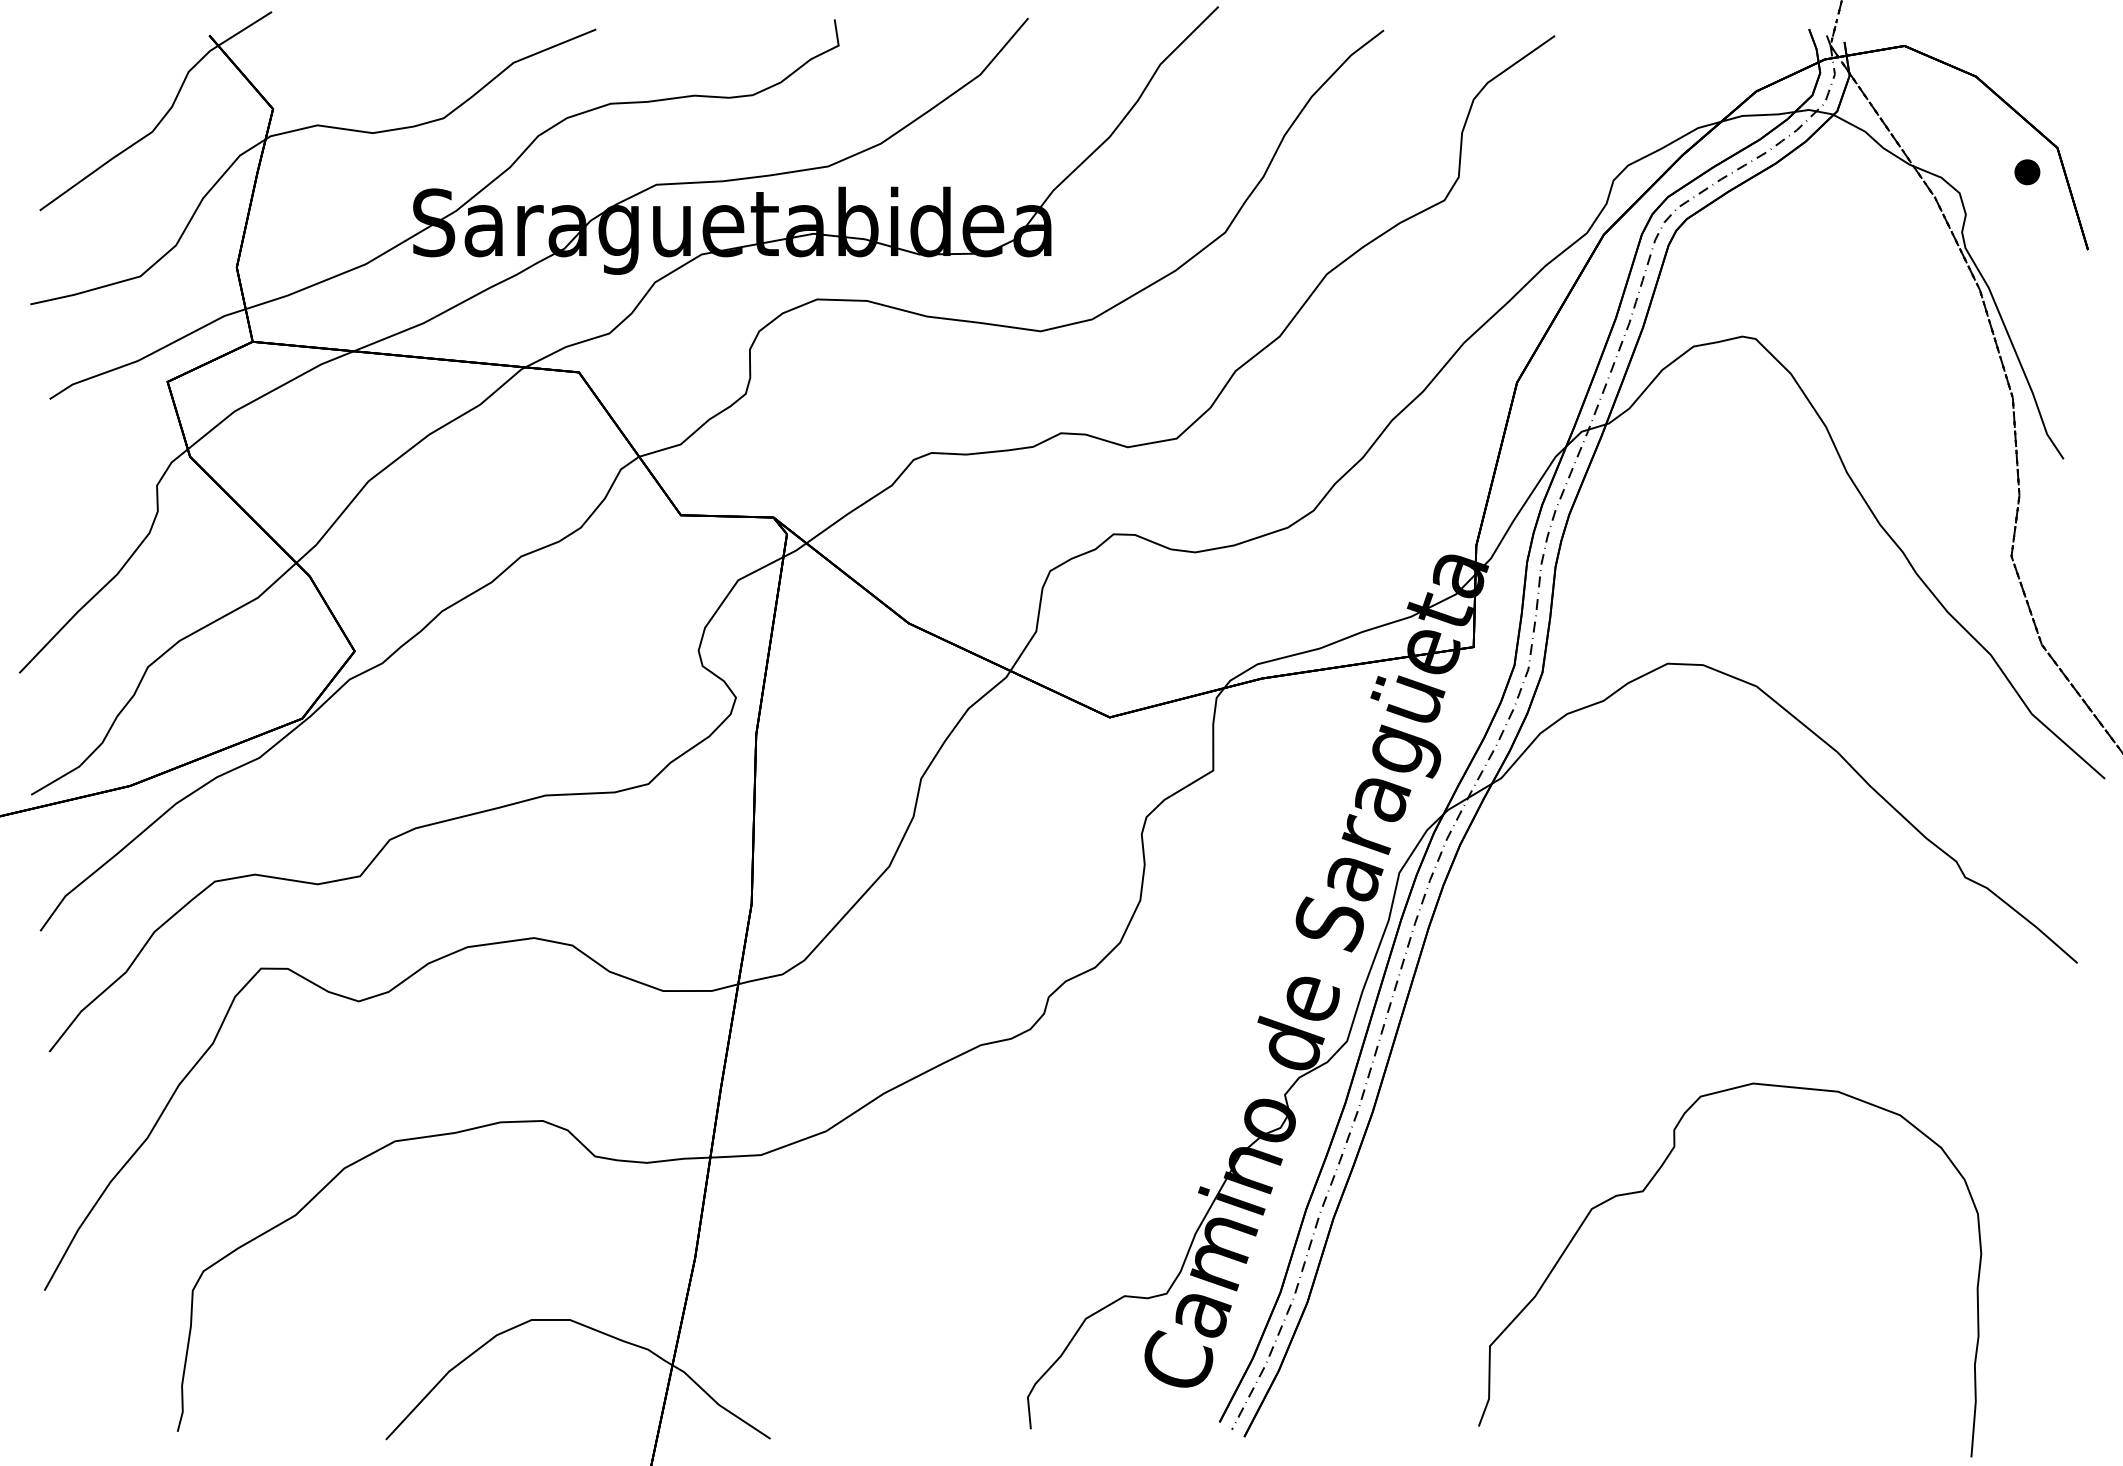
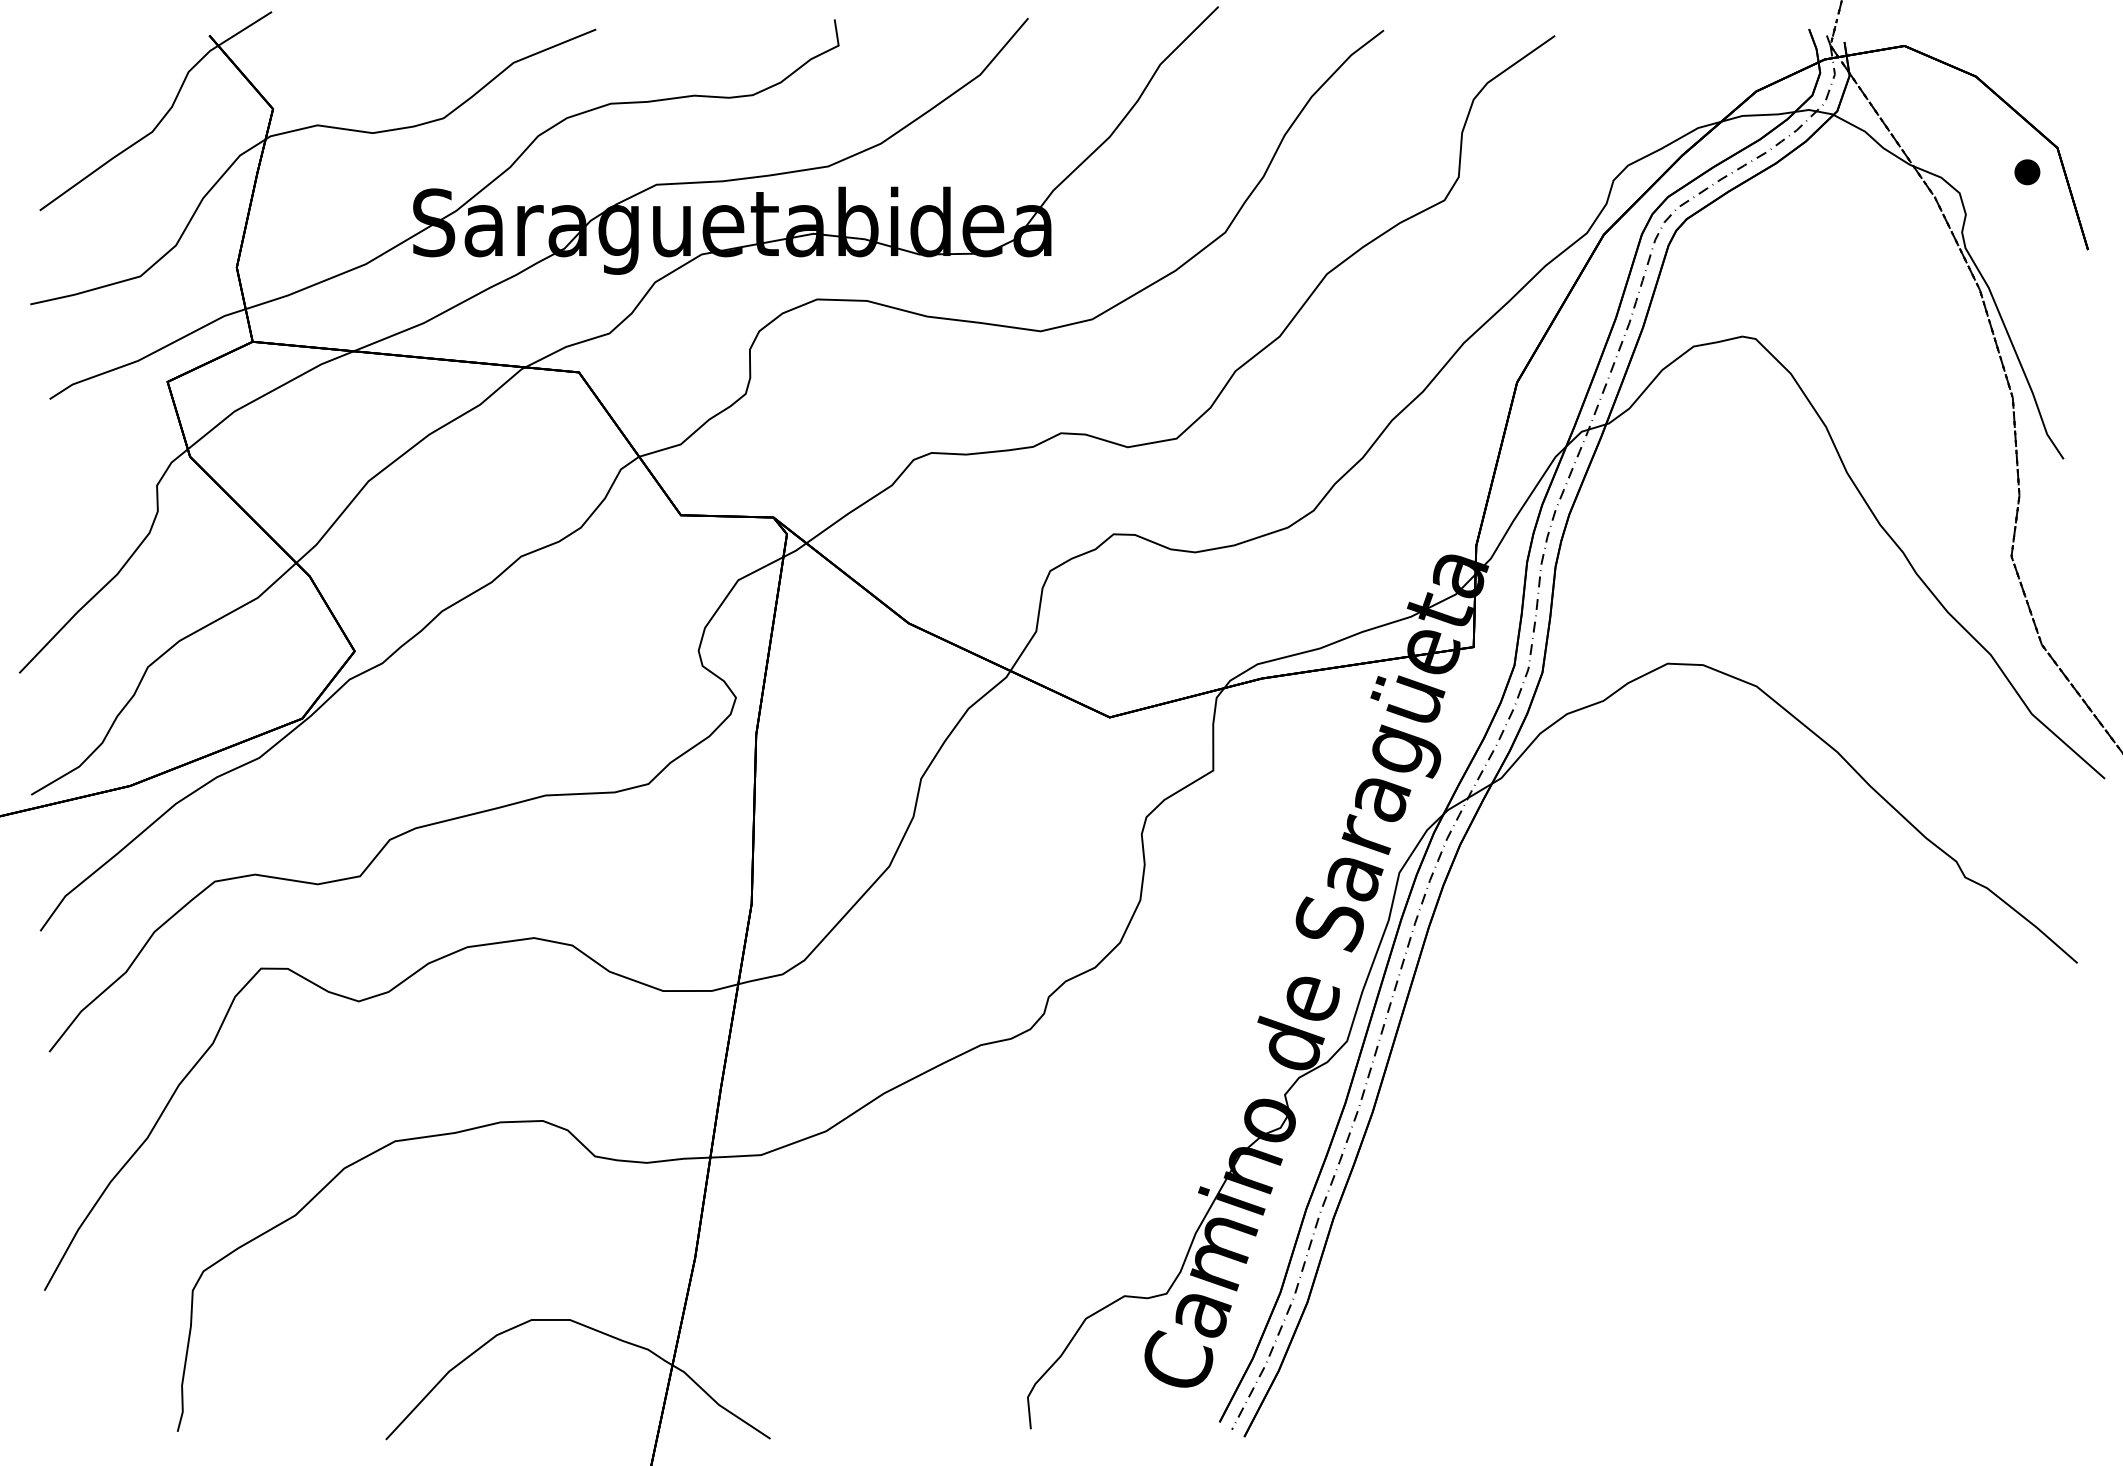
curve: present -> none (1643, 1192)
